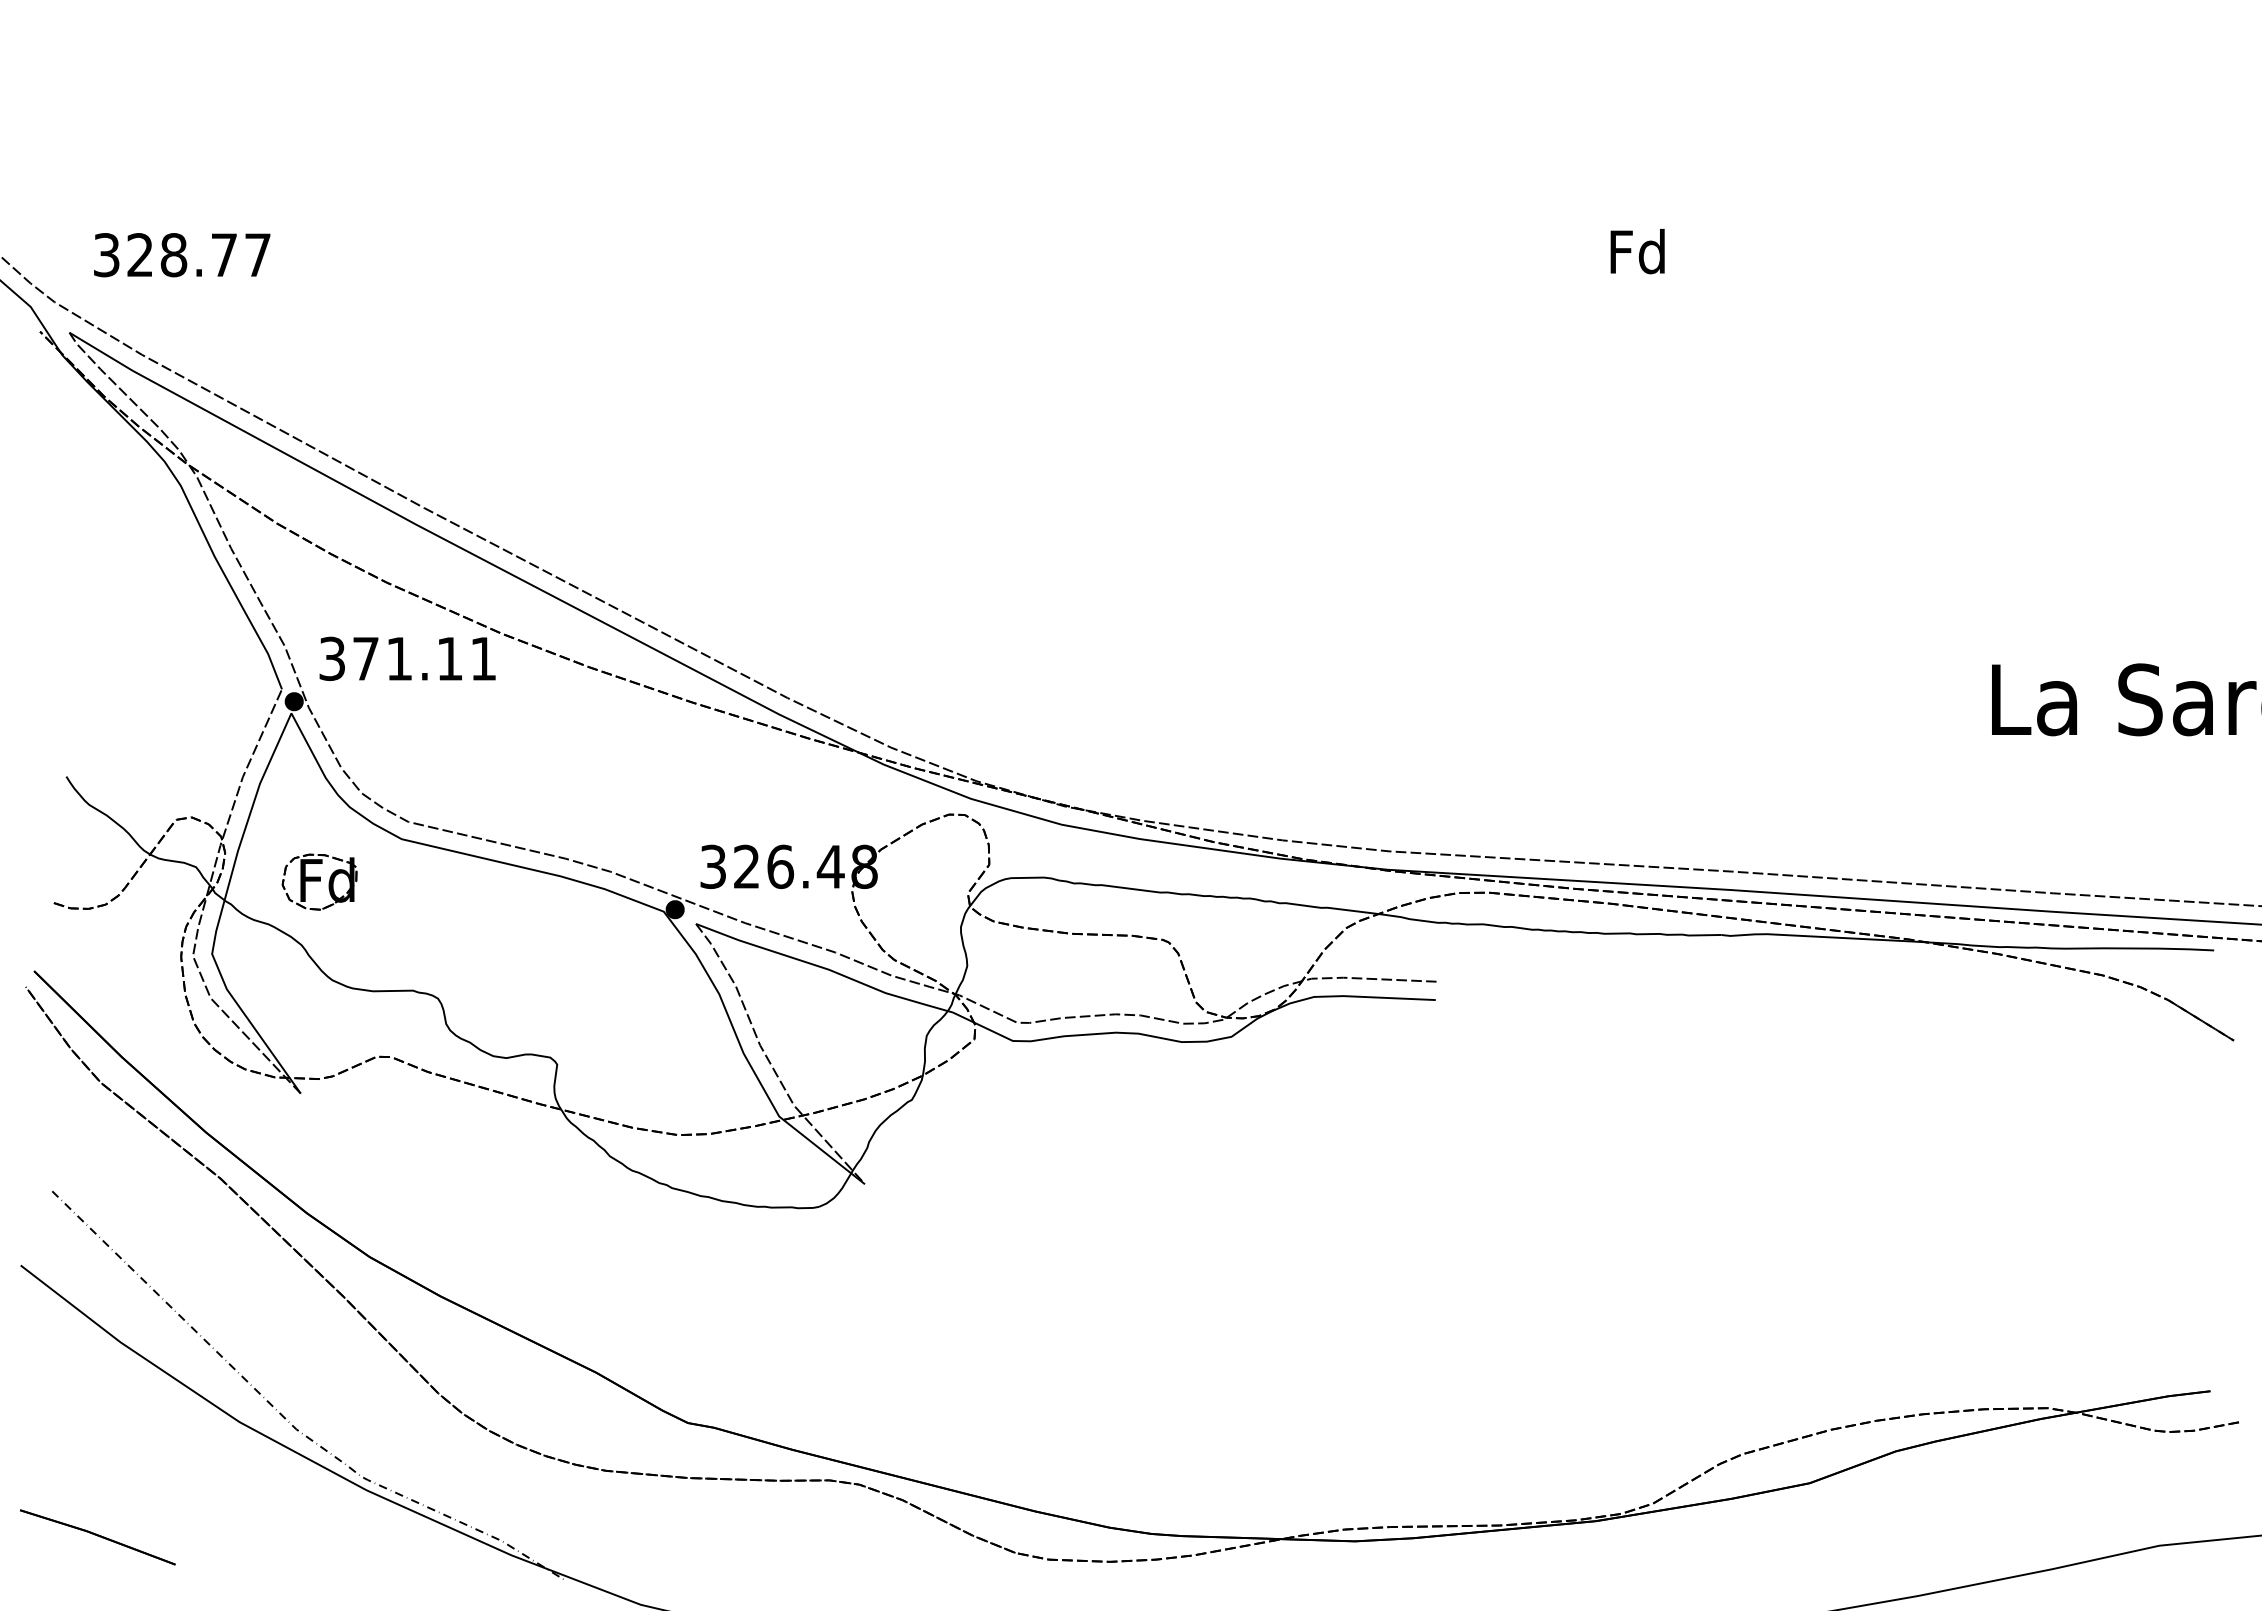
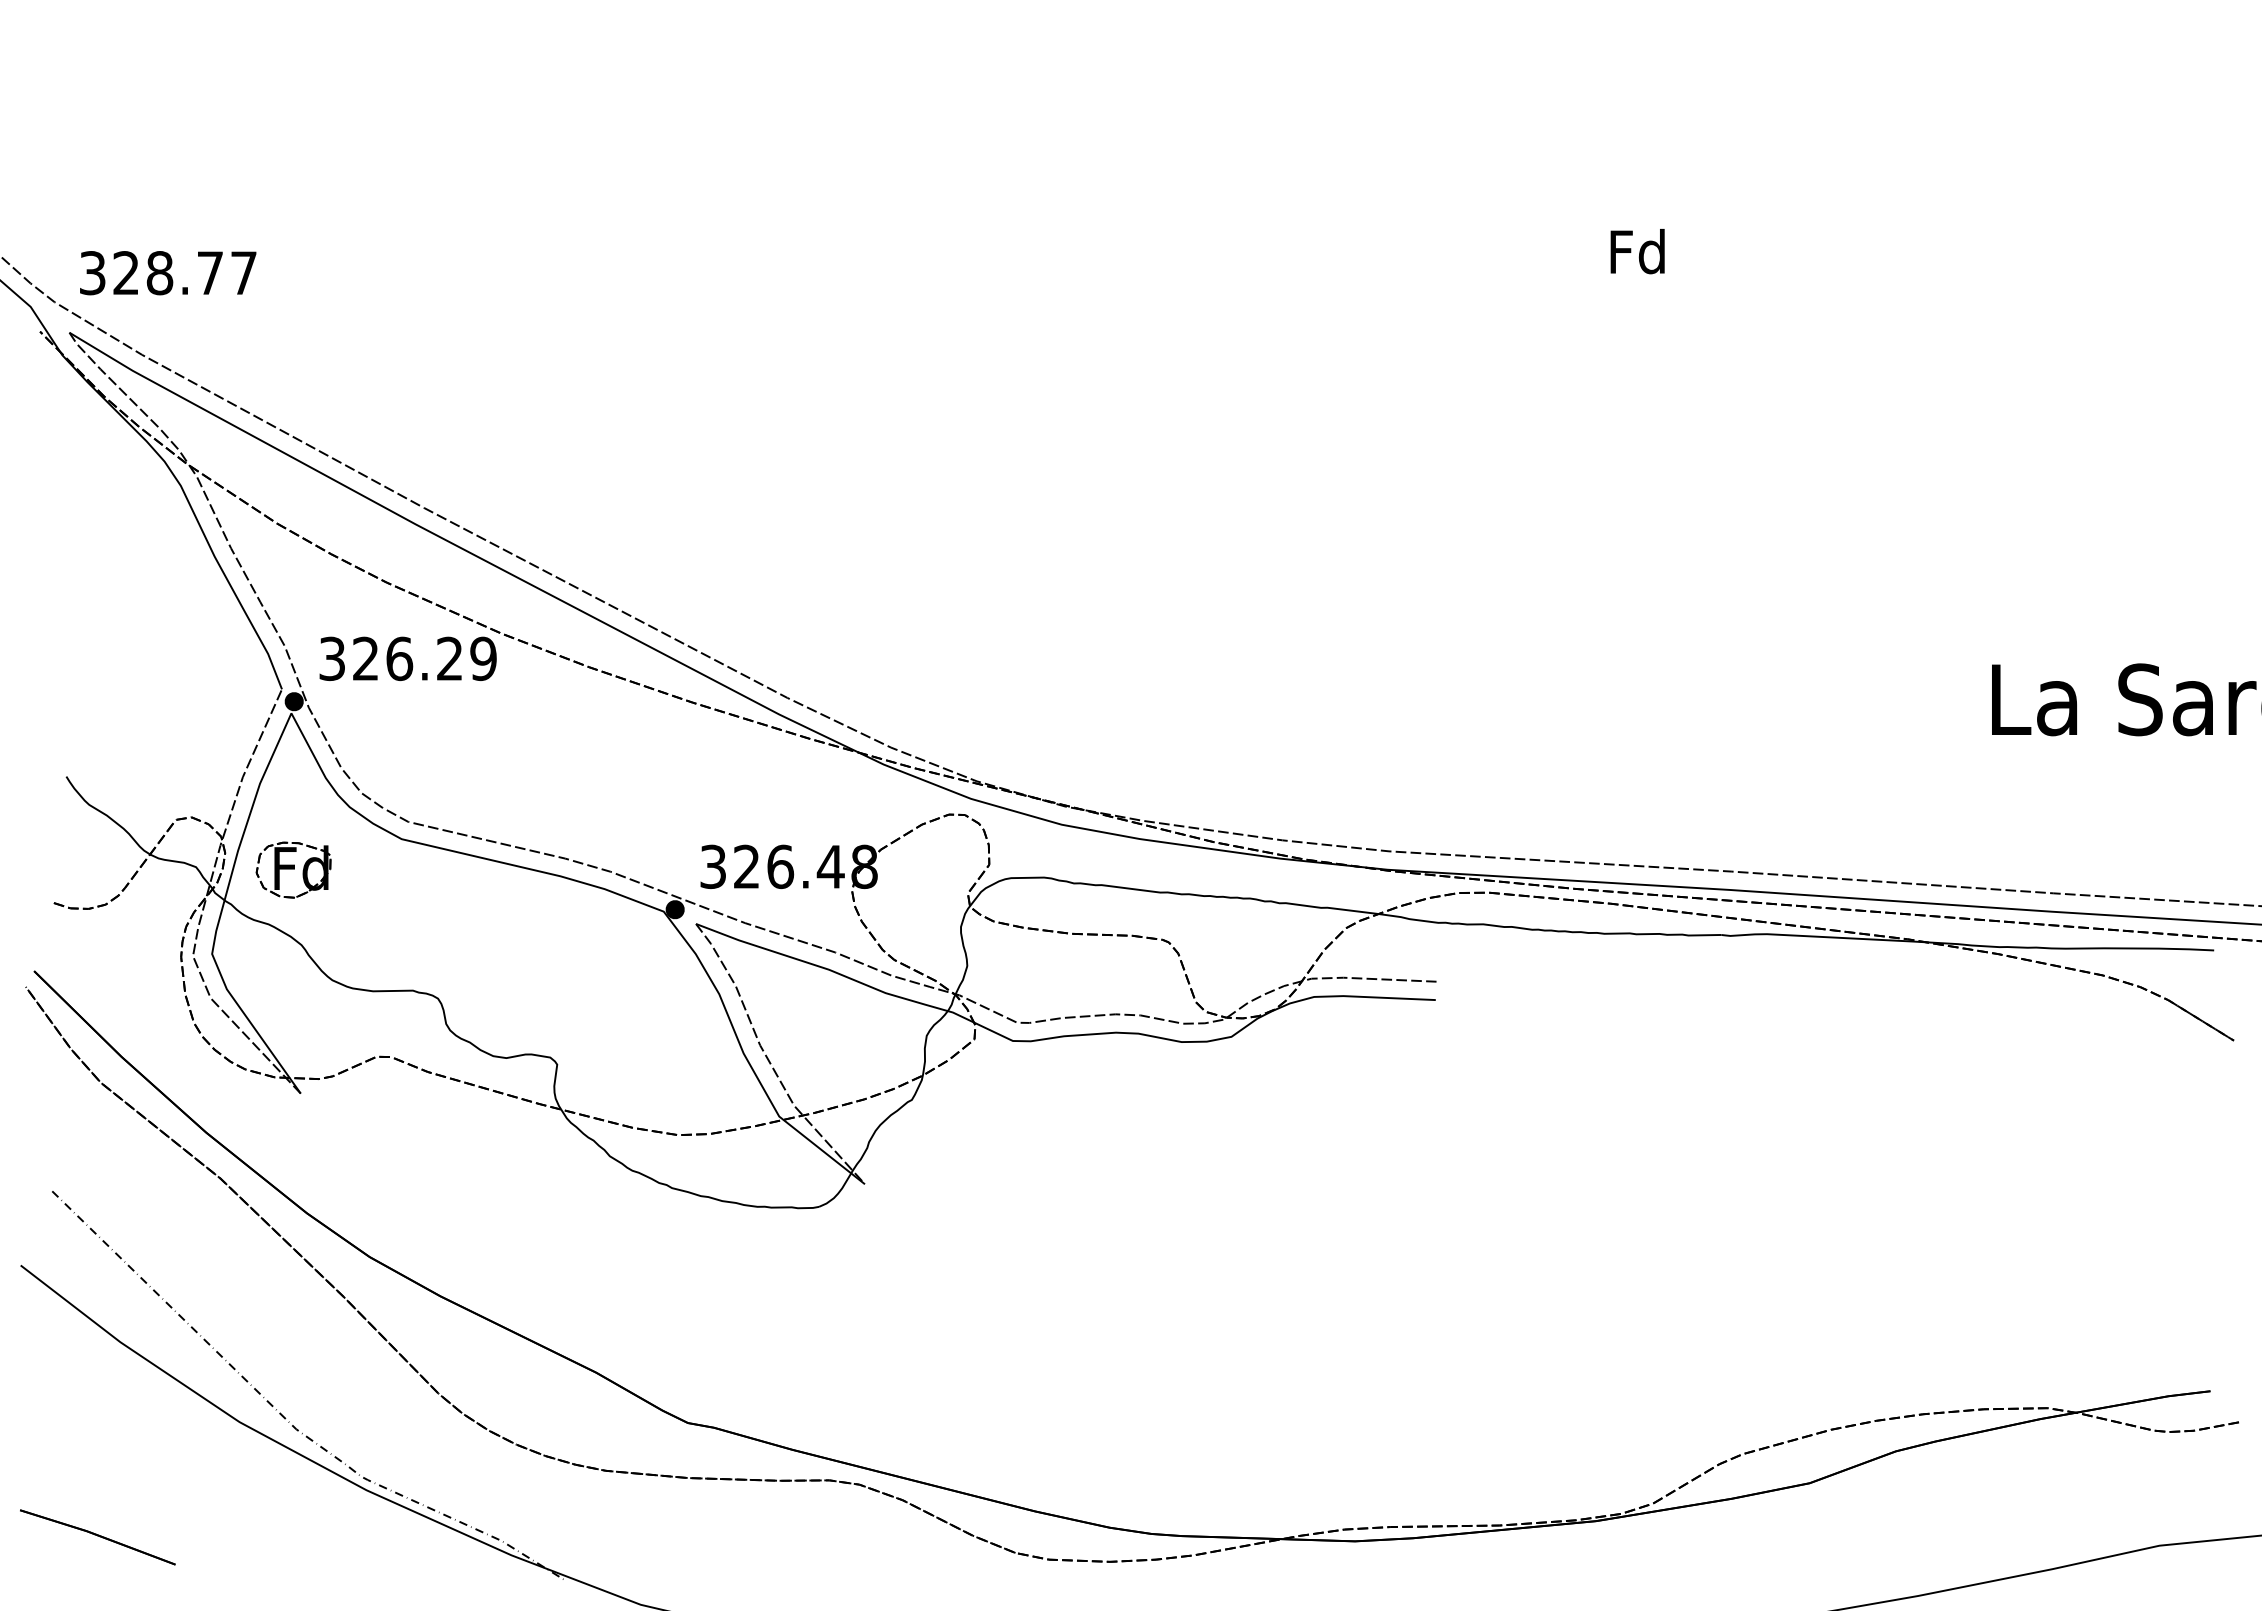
text position: (182, 255) -> (168, 273) (168, 273)
text: 371.11 -> 326.29 (424, 658)
part position: (319, 881) -> (293, 869) (293, 869)
